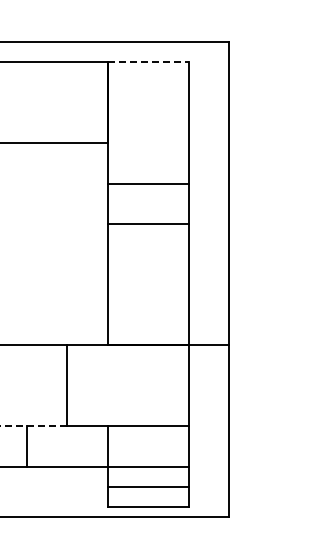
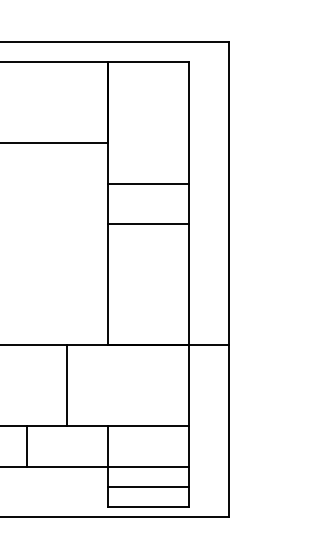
line: dashed -> solid (148, 62)
line: dashed -> solid (33, 426)
